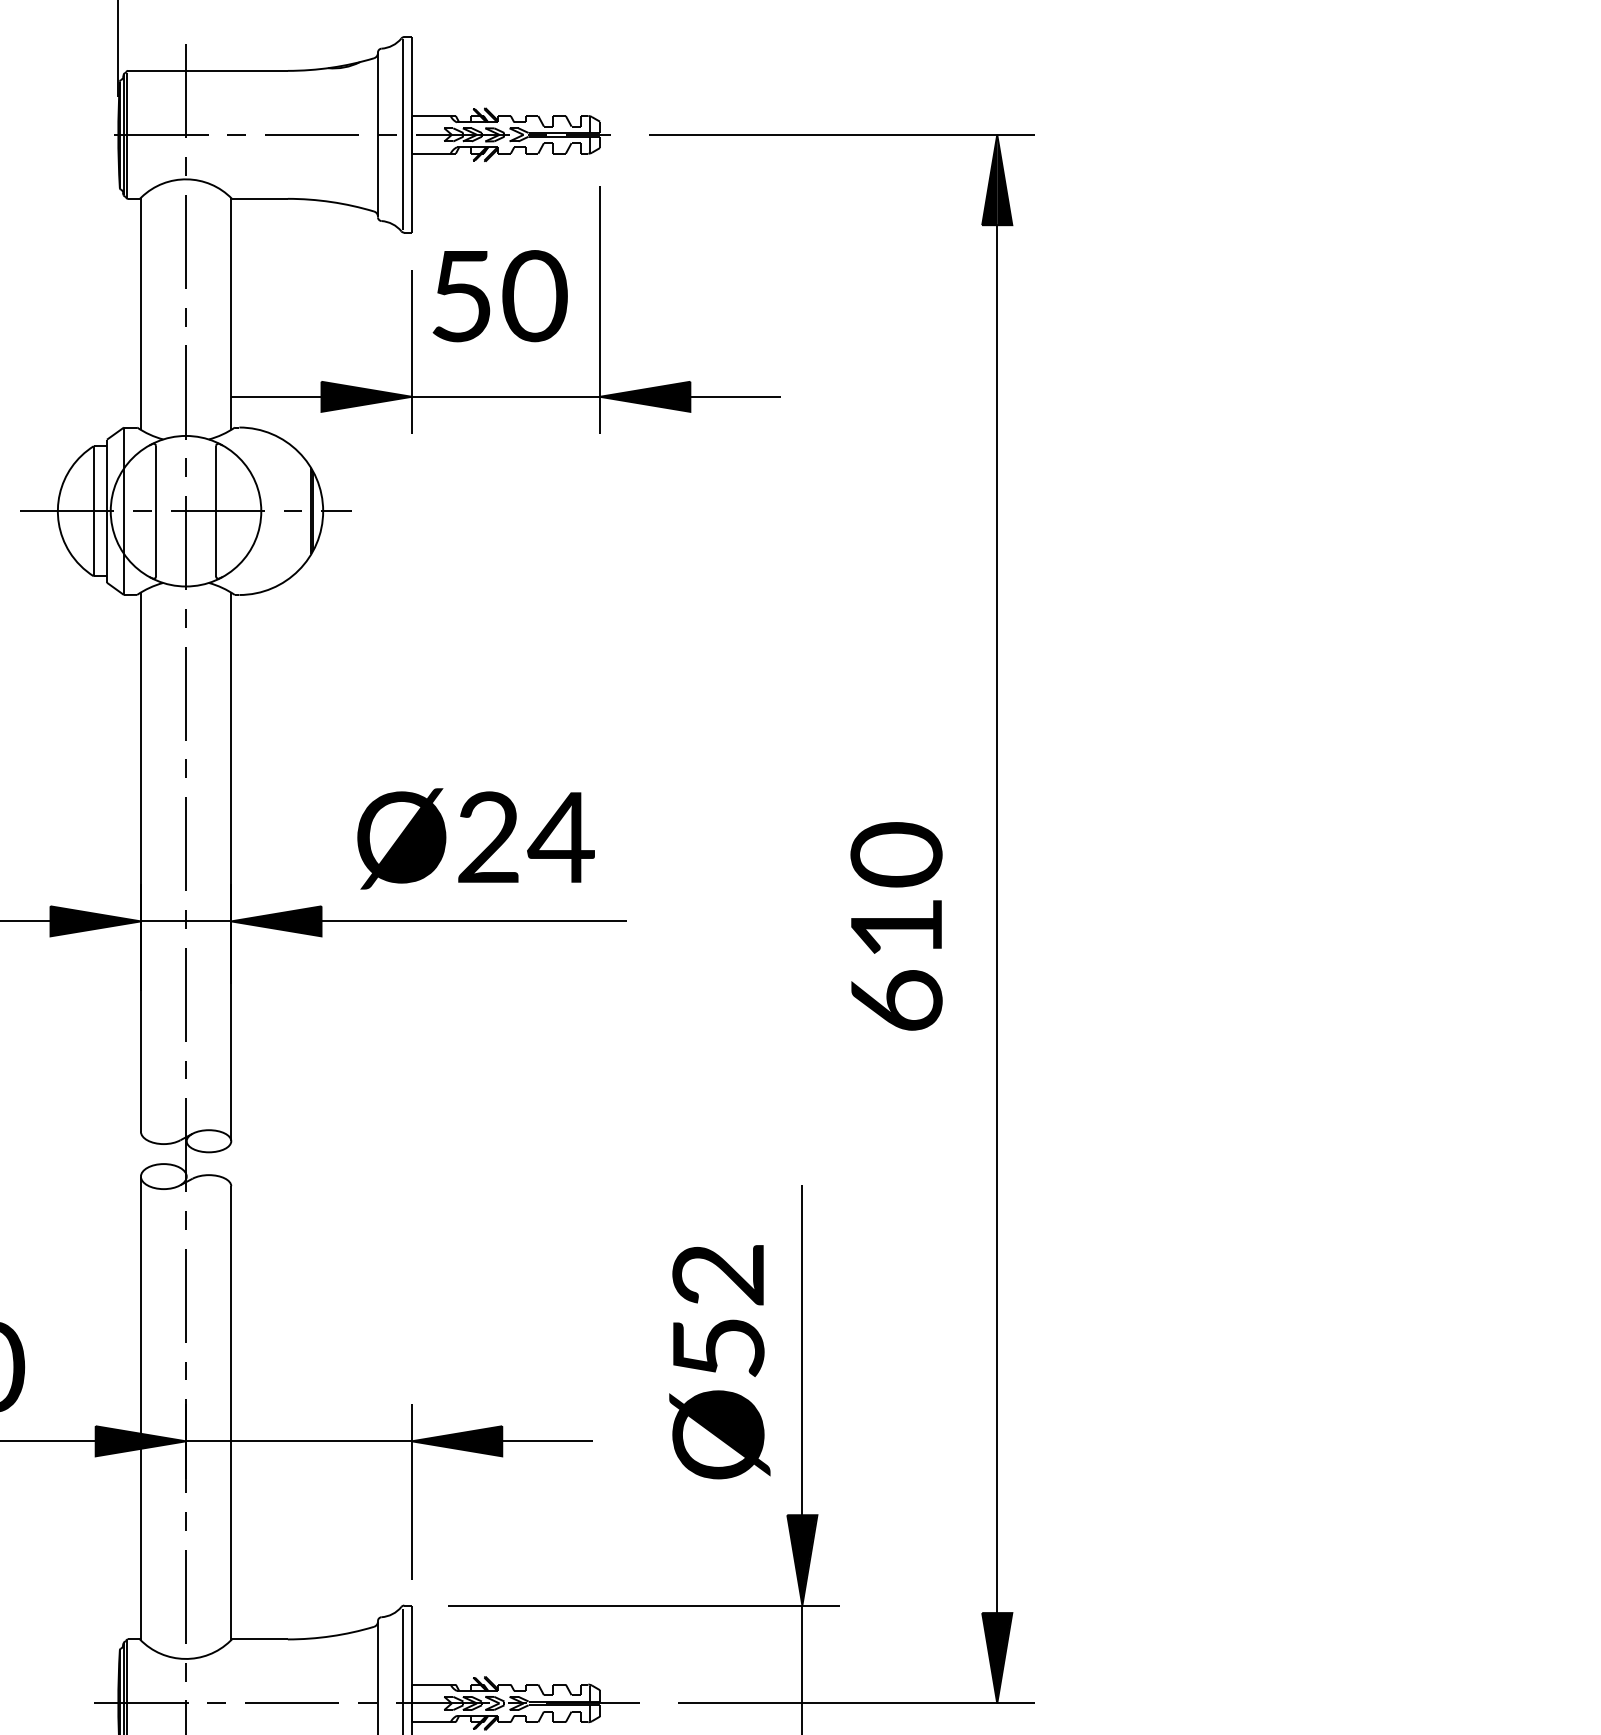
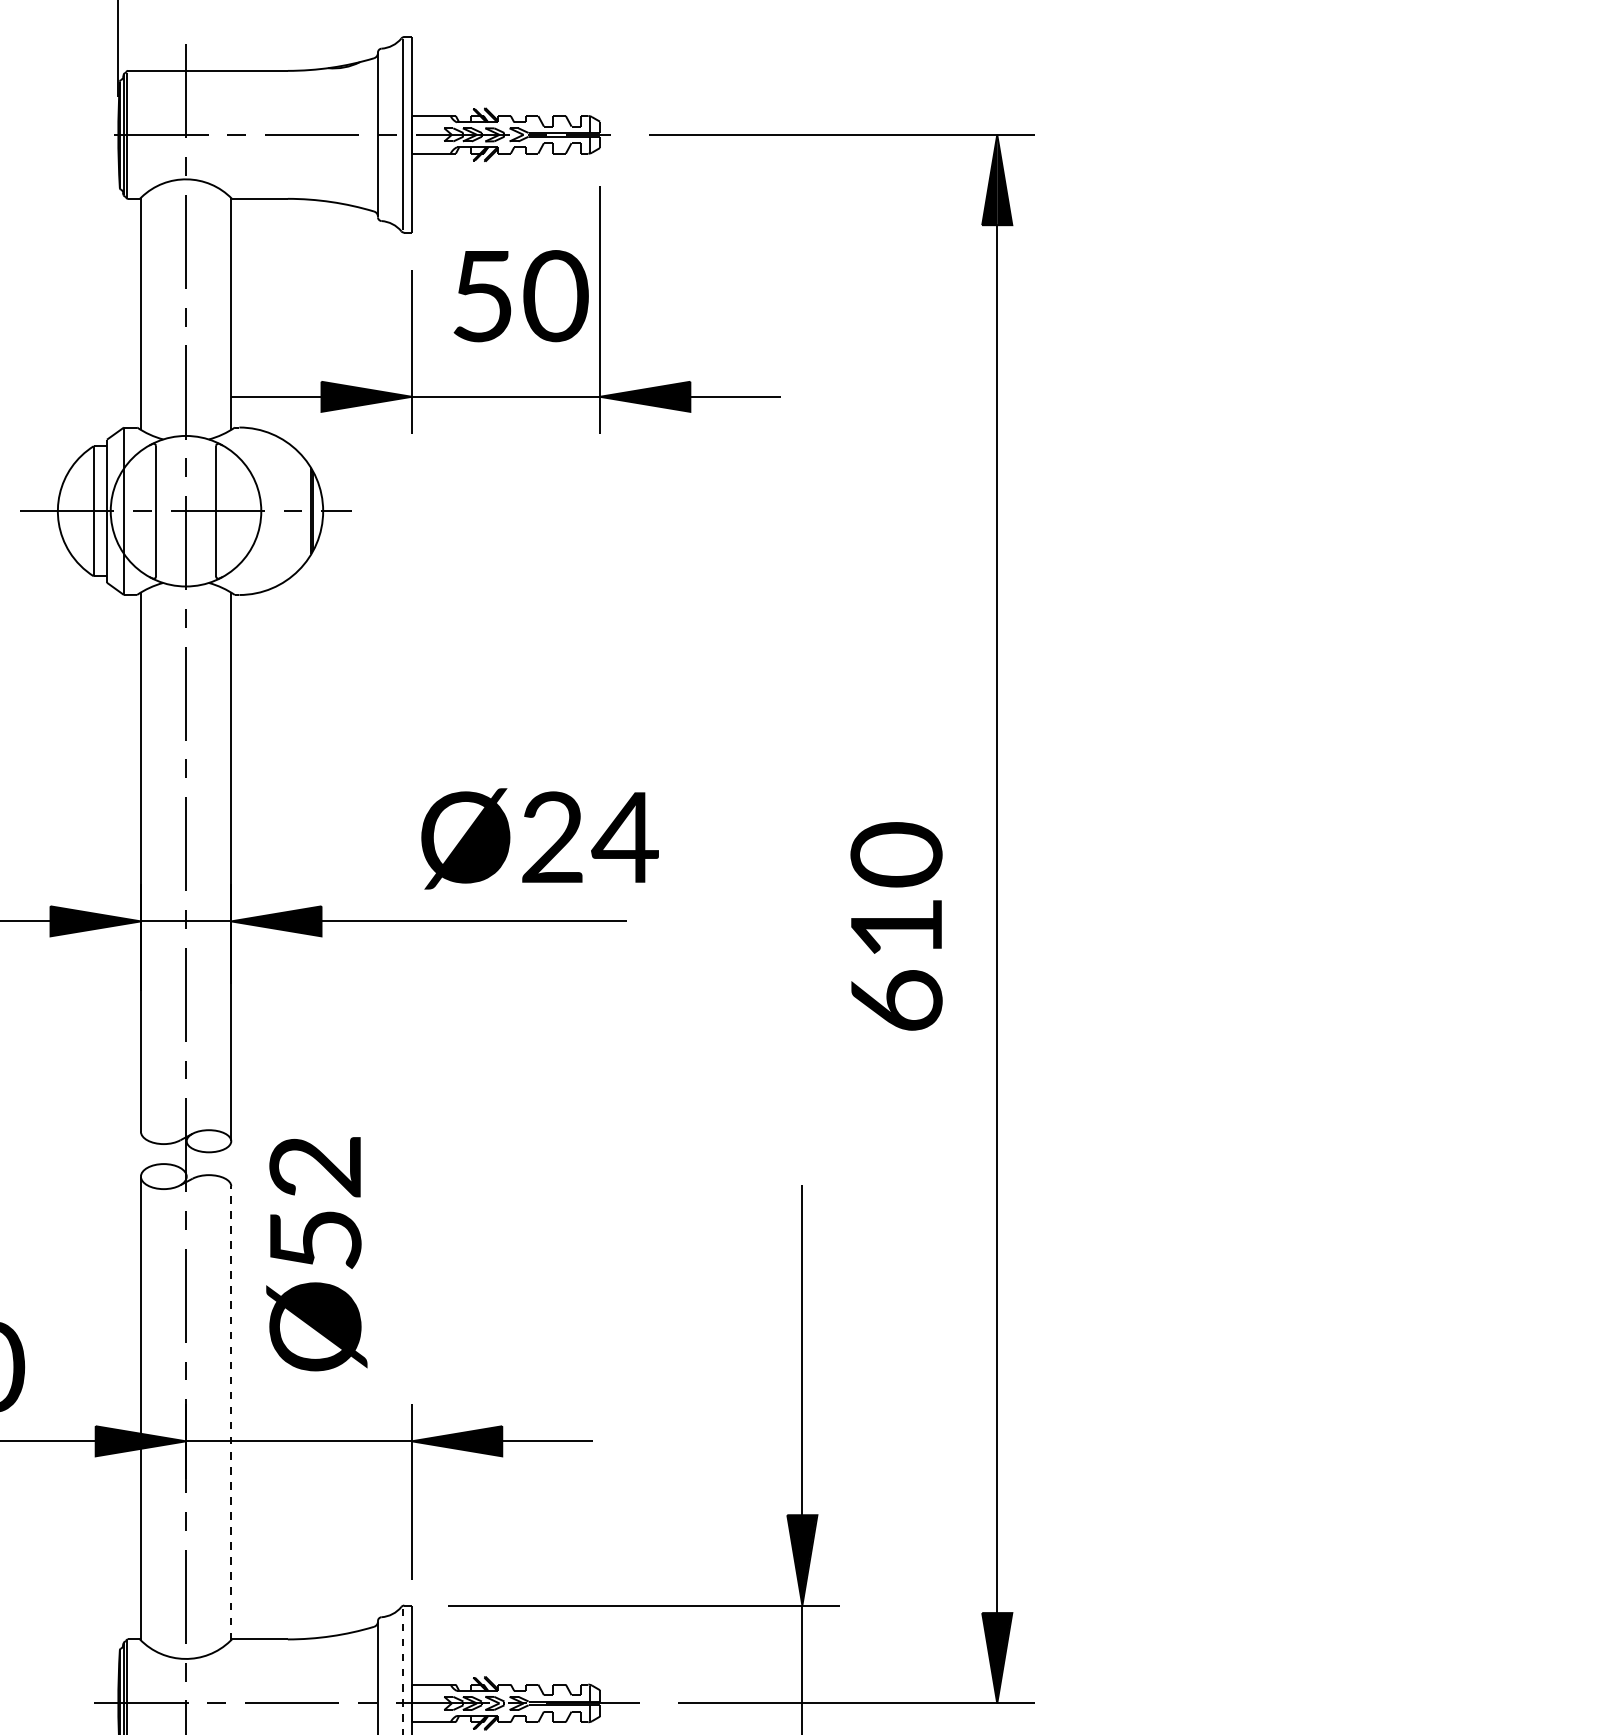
text position: (499, 296) -> (520, 296) (520, 296)
text position: (475, 838) -> (539, 838) (539, 838)
text position: (719, 1362) -> (316, 1254) (316, 1254)
line: solid -> dashed (231, 1413)
line: solid -> dashed (402, 1671)
